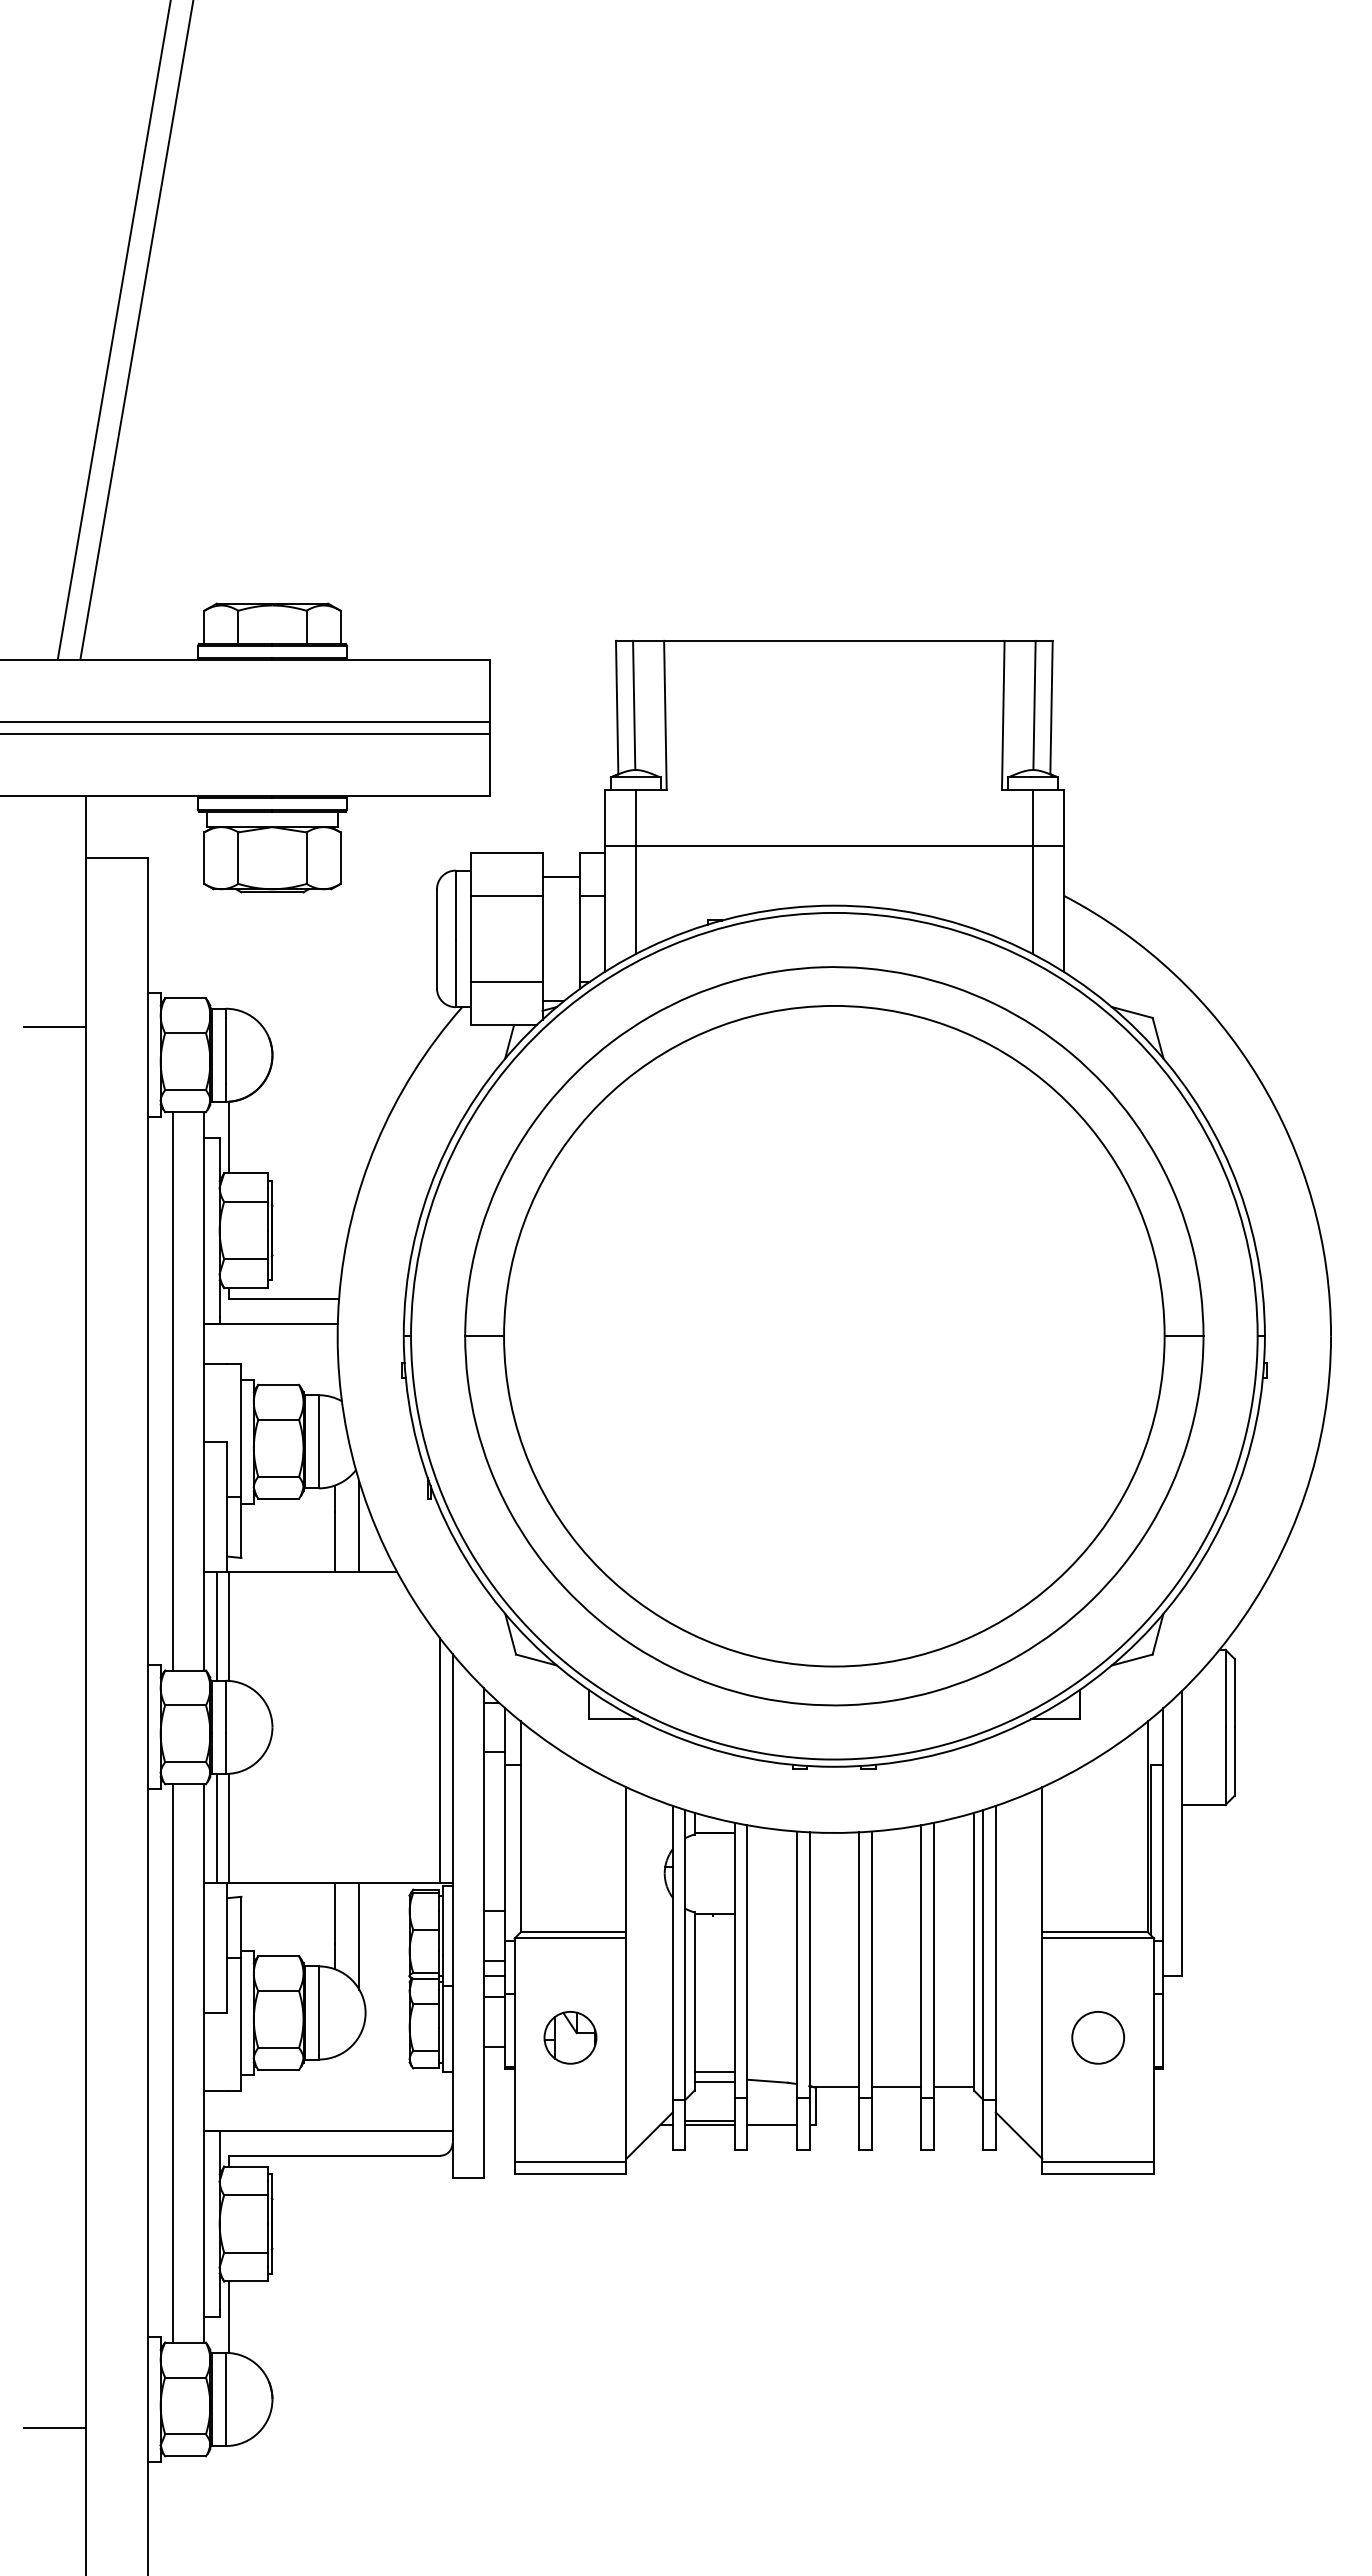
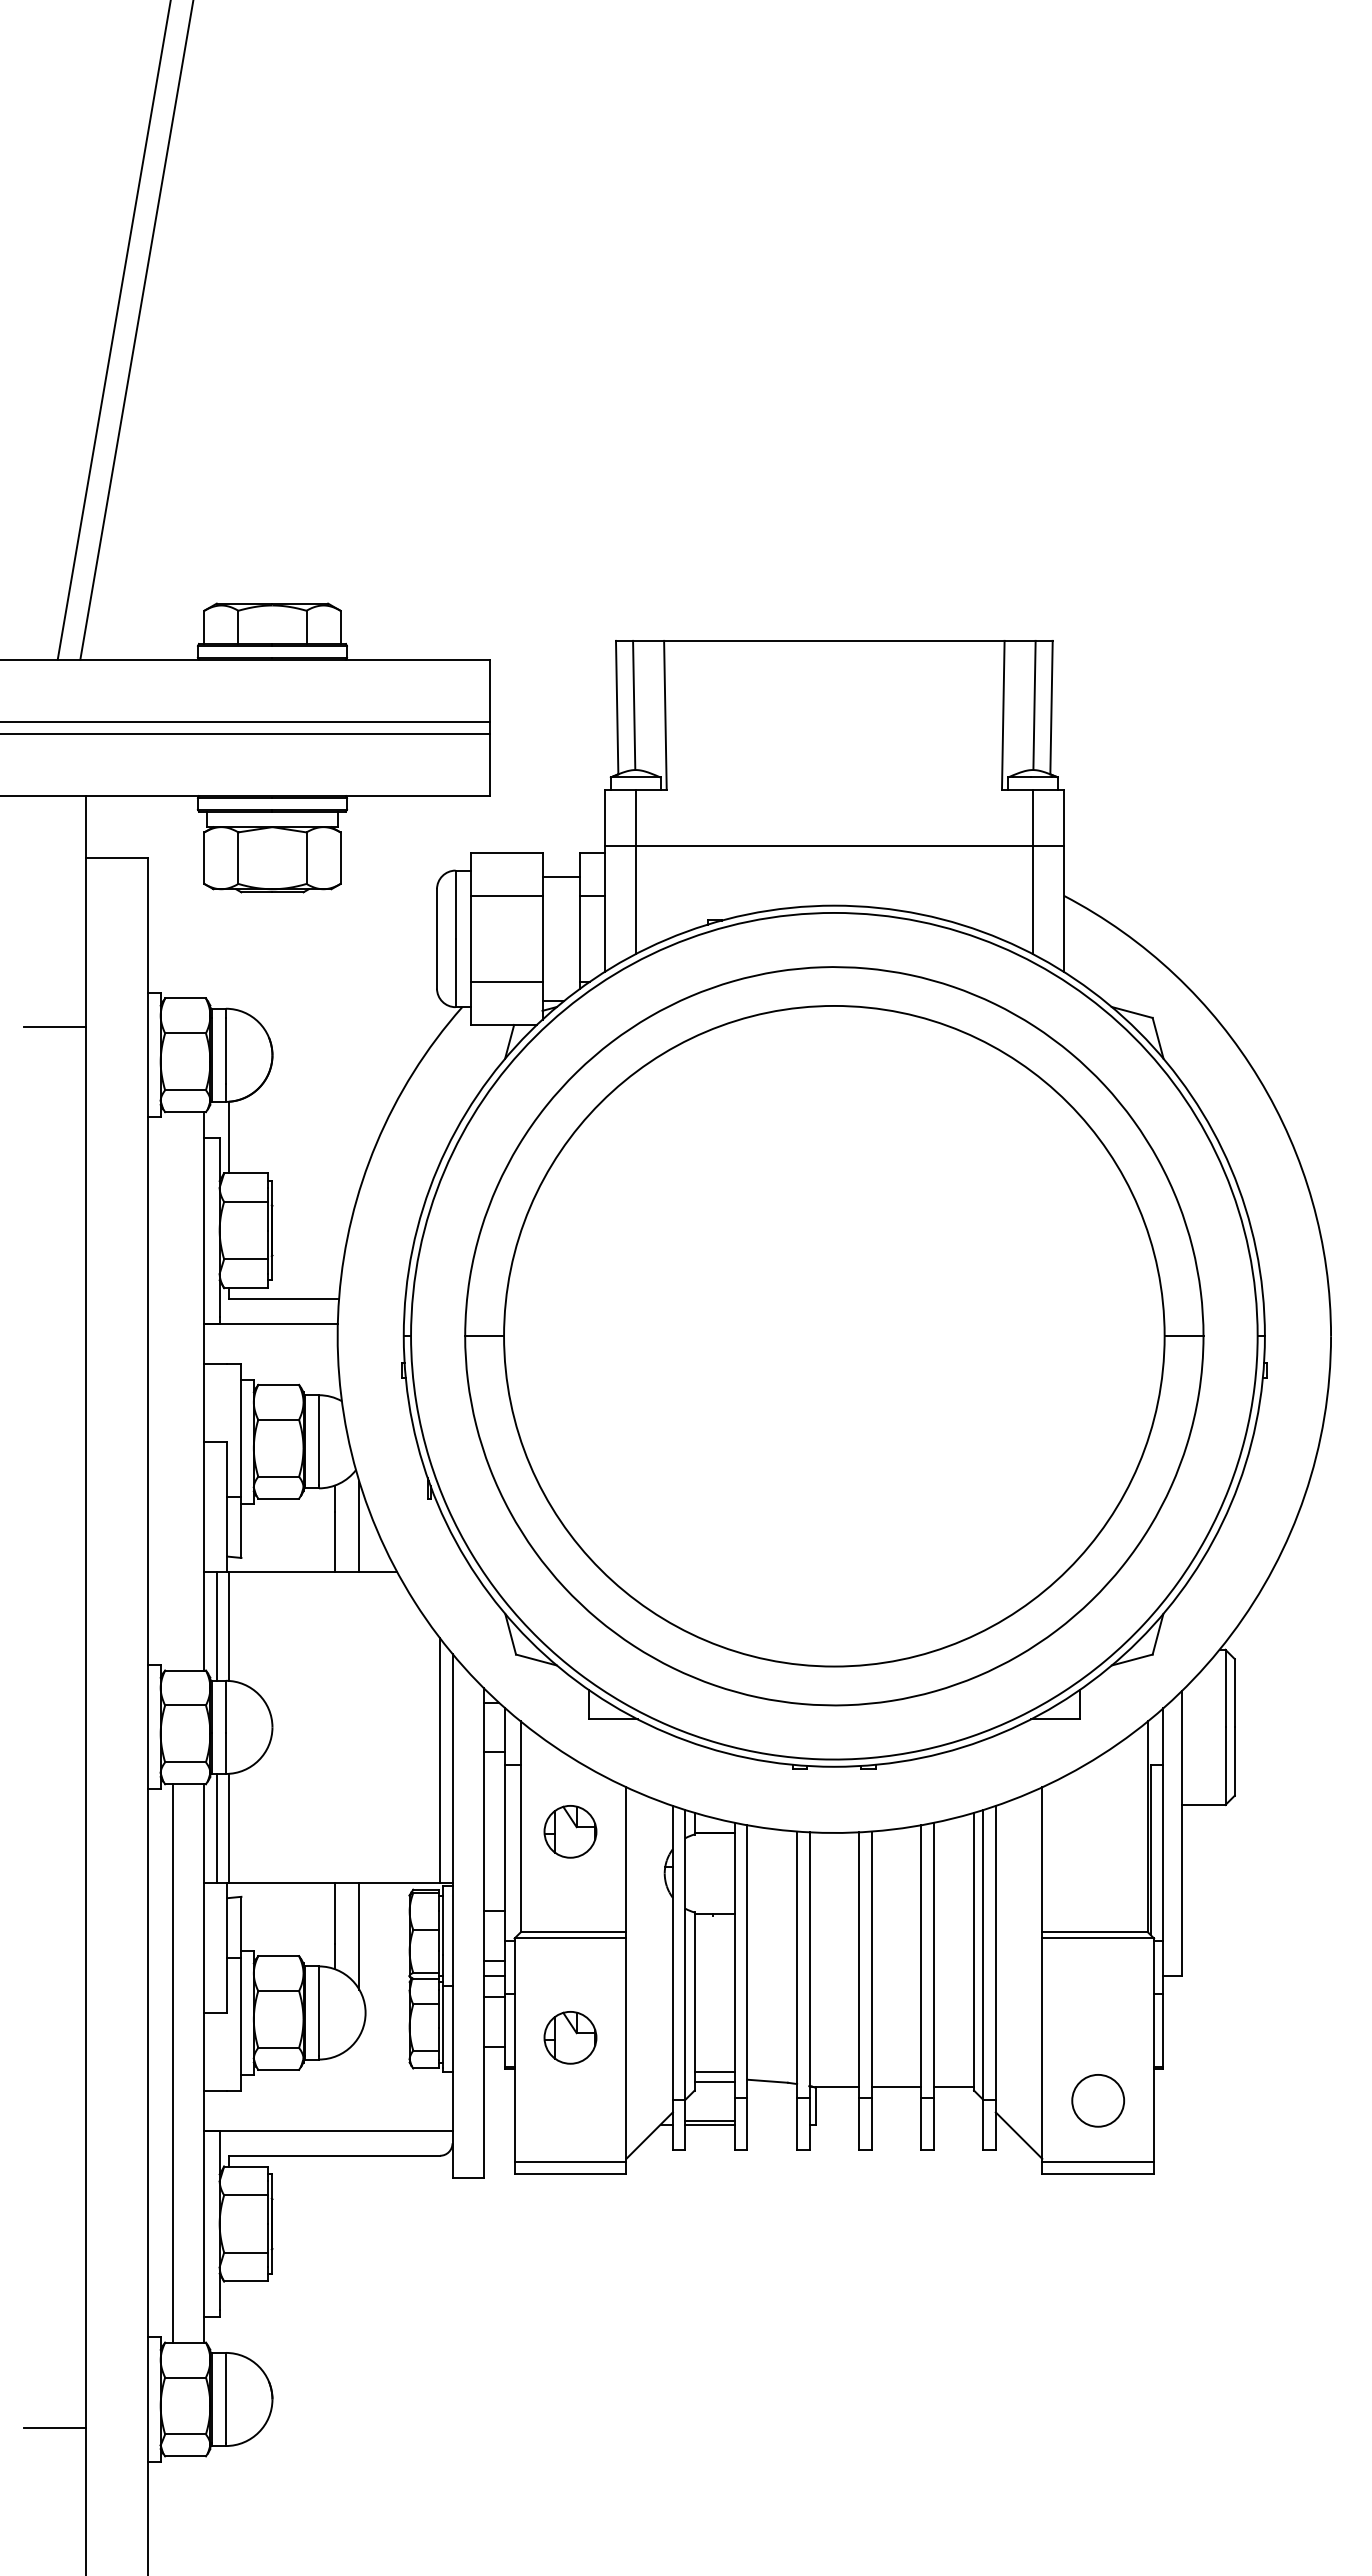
line: present -> none (173, 1391)
part: none -> present (570, 1831)
circle position: (1098, 2037) -> (1098, 2100) (1098, 2100)
line: present -> none (772, 2124)
line: present -> none (229, 2317)
